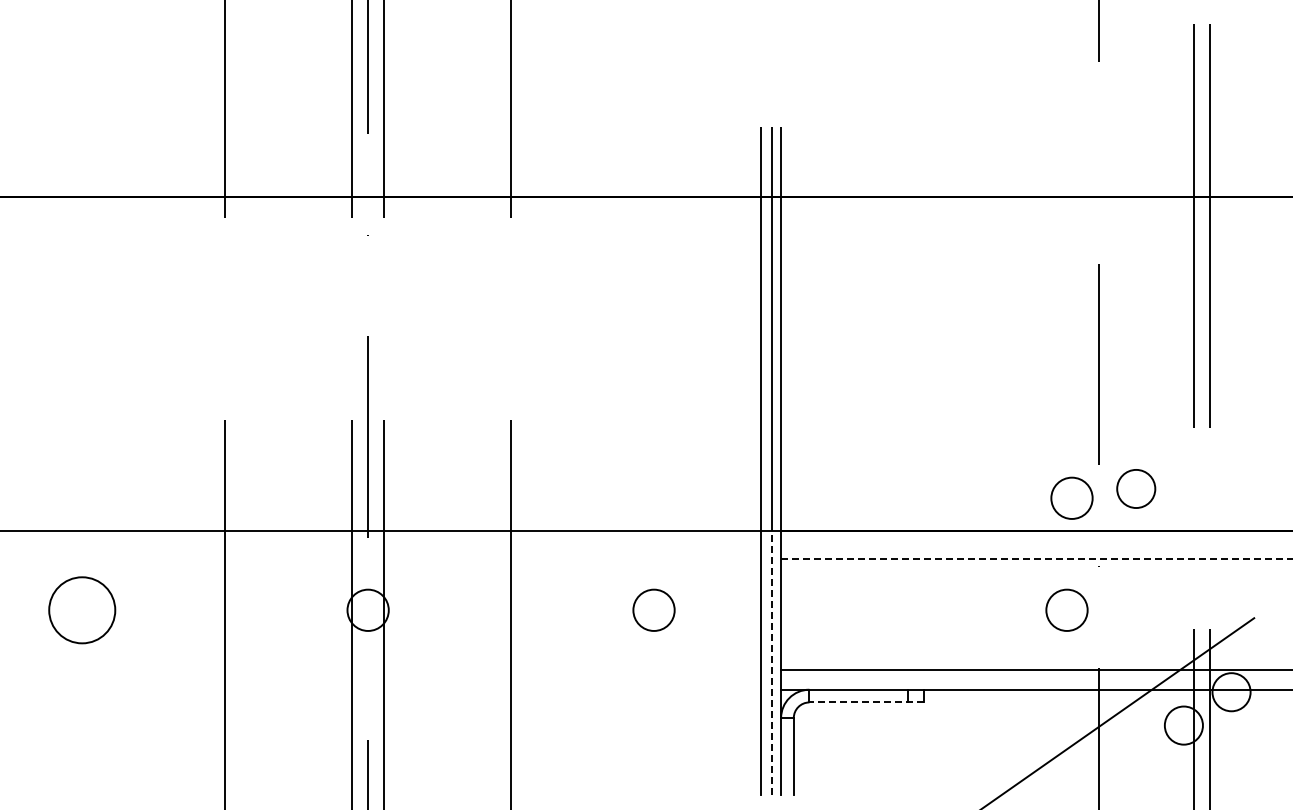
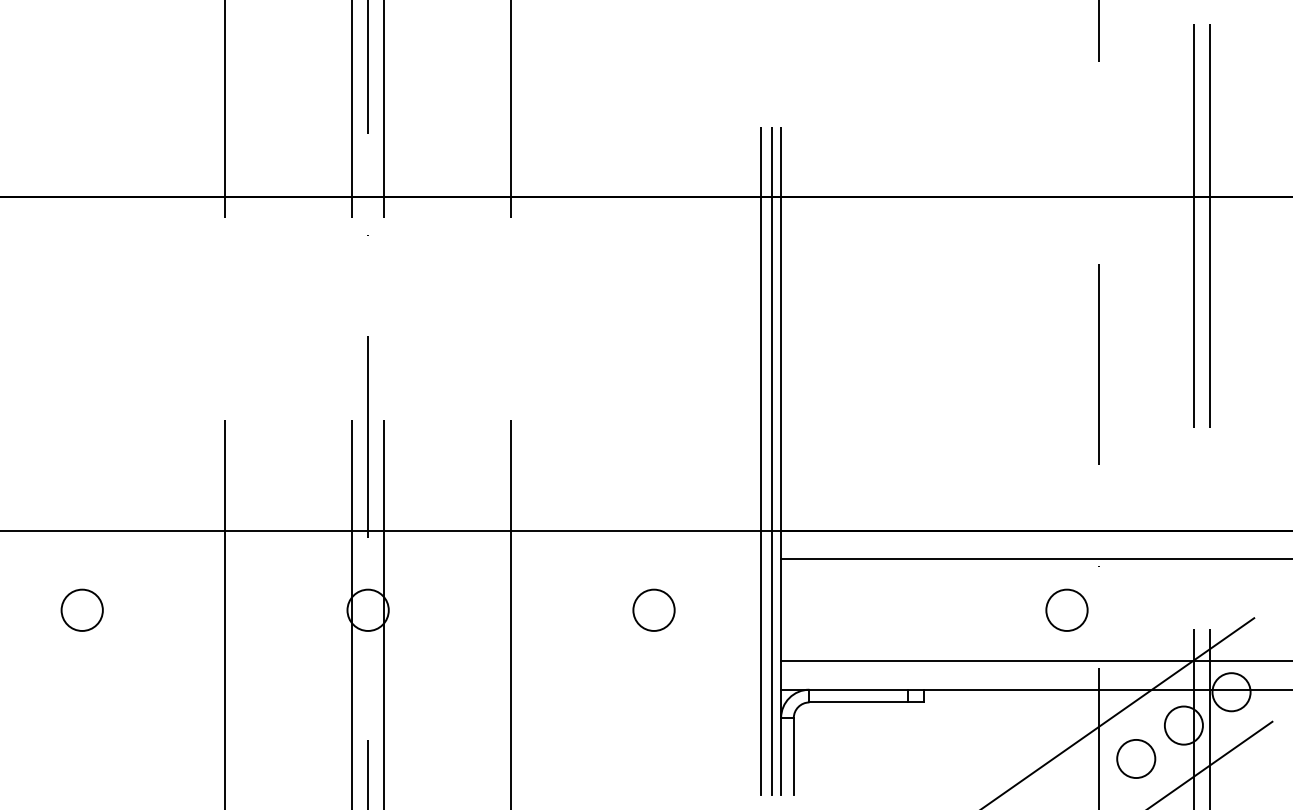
circle position: (1136, 488) -> (1136, 758) (1136, 758)
circle: present -> none (1071, 497)
line: dashed -> solid (1037, 559)
circle diameter: 66 px -> 41 px (81, 609)
line: dashed -> solid (771, 662)
line position: (1035, 670) -> (1035, 661) (1035, 661)
line: dashed -> solid (866, 702)
line: none -> present (1211, 763)
